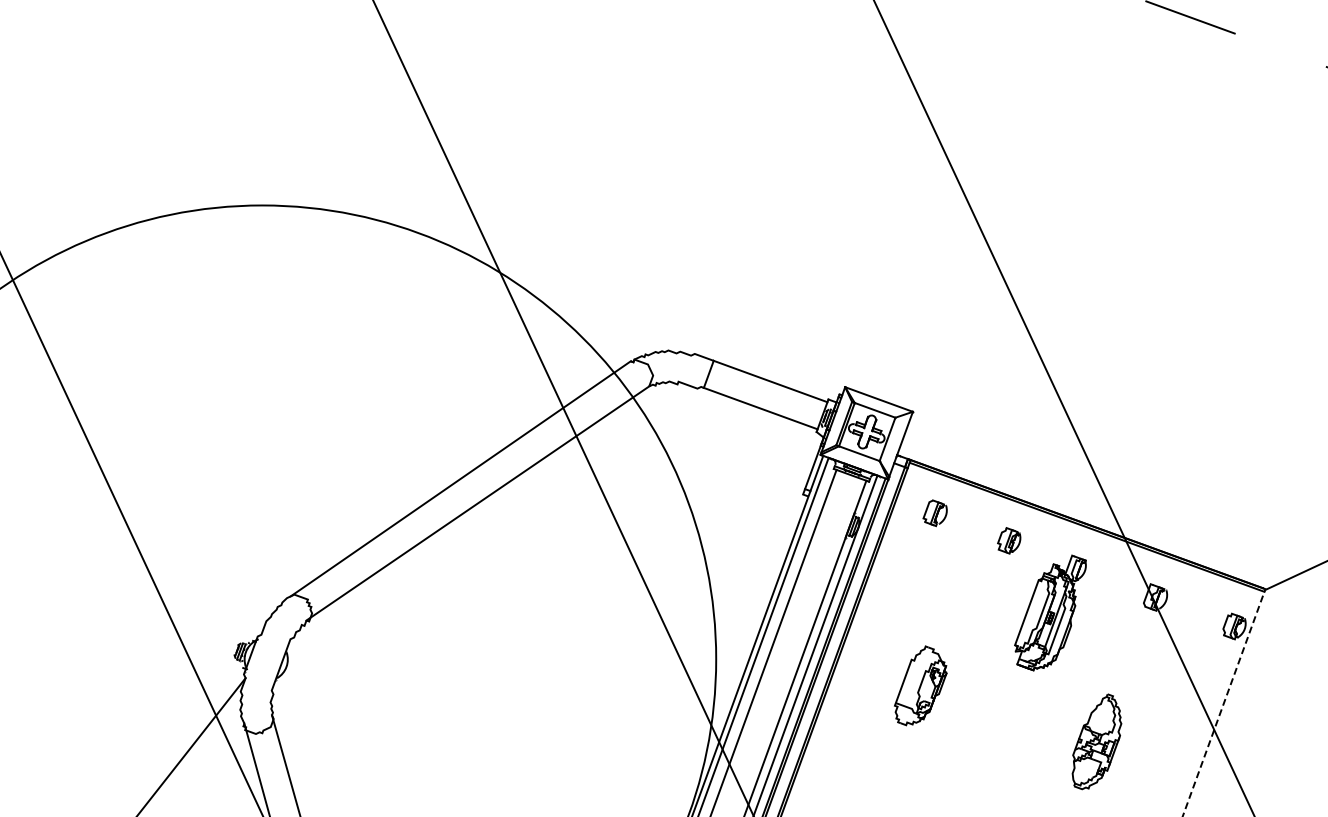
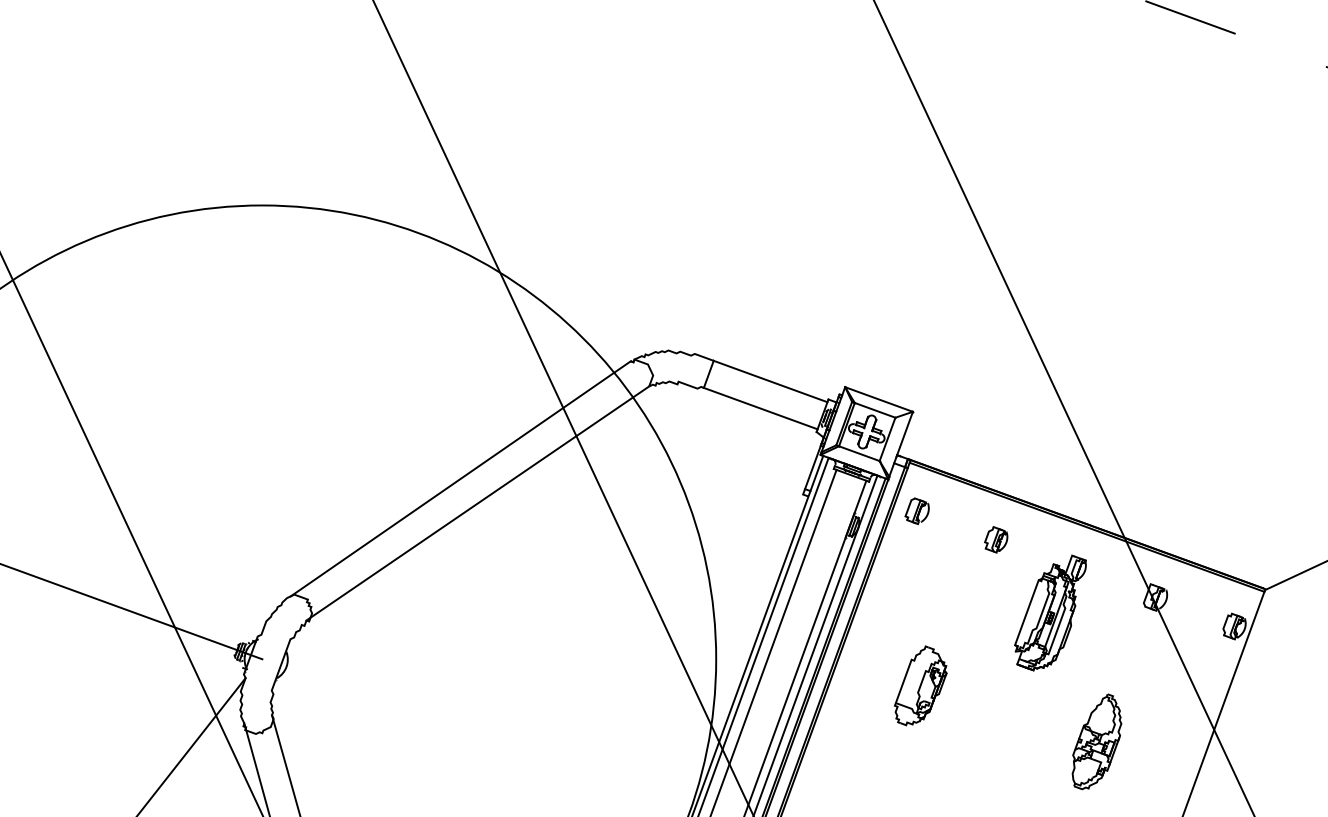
part position: (934, 513) -> (916, 511) (916, 511)
part position: (1009, 540) -> (996, 539) (996, 539)
line: none -> present (132, 611)
line: dashed -> solid (1223, 704)
